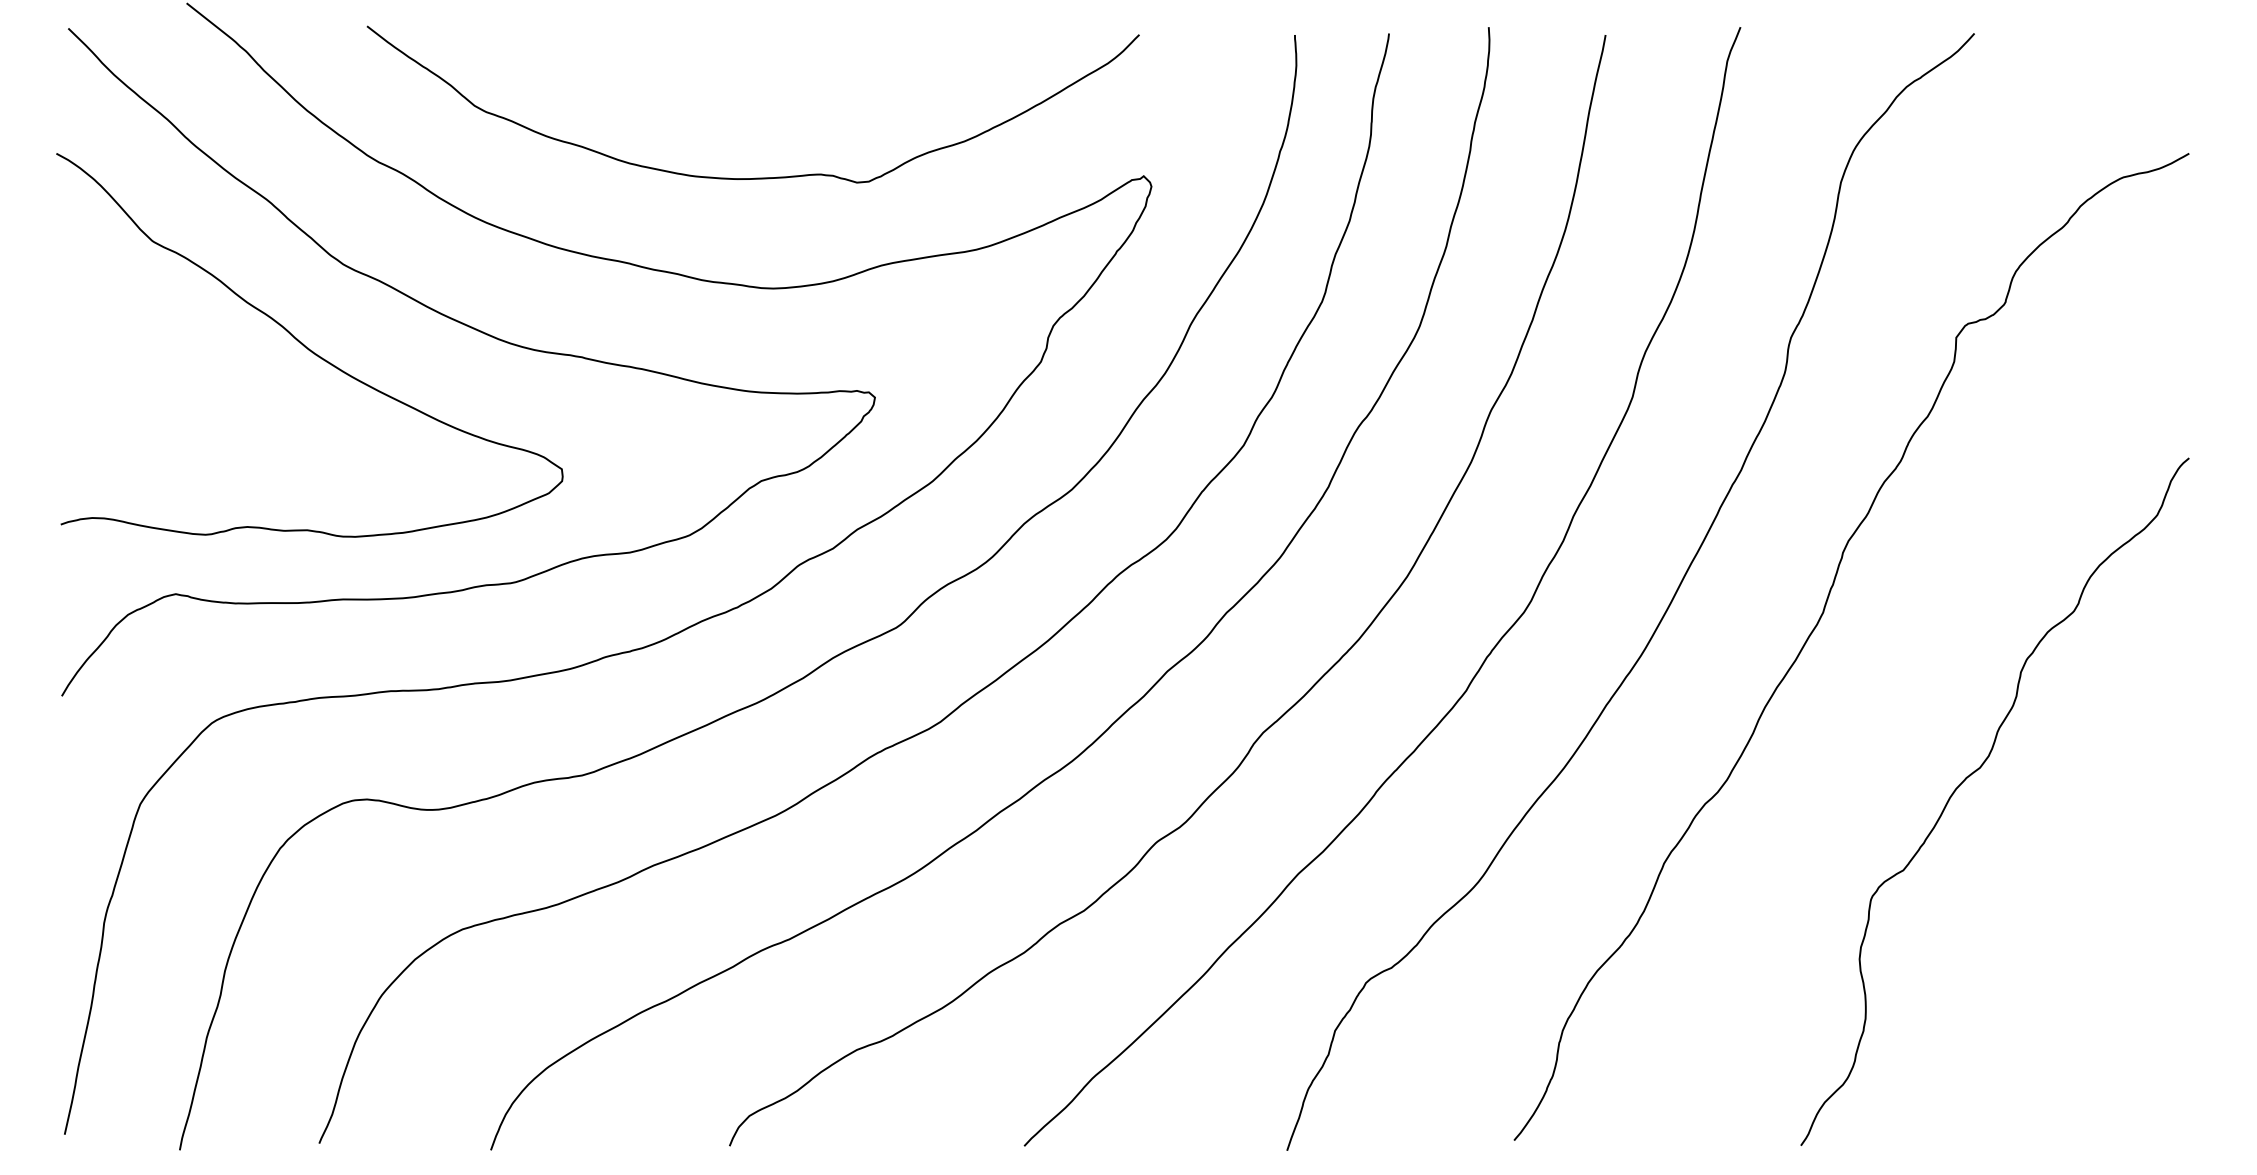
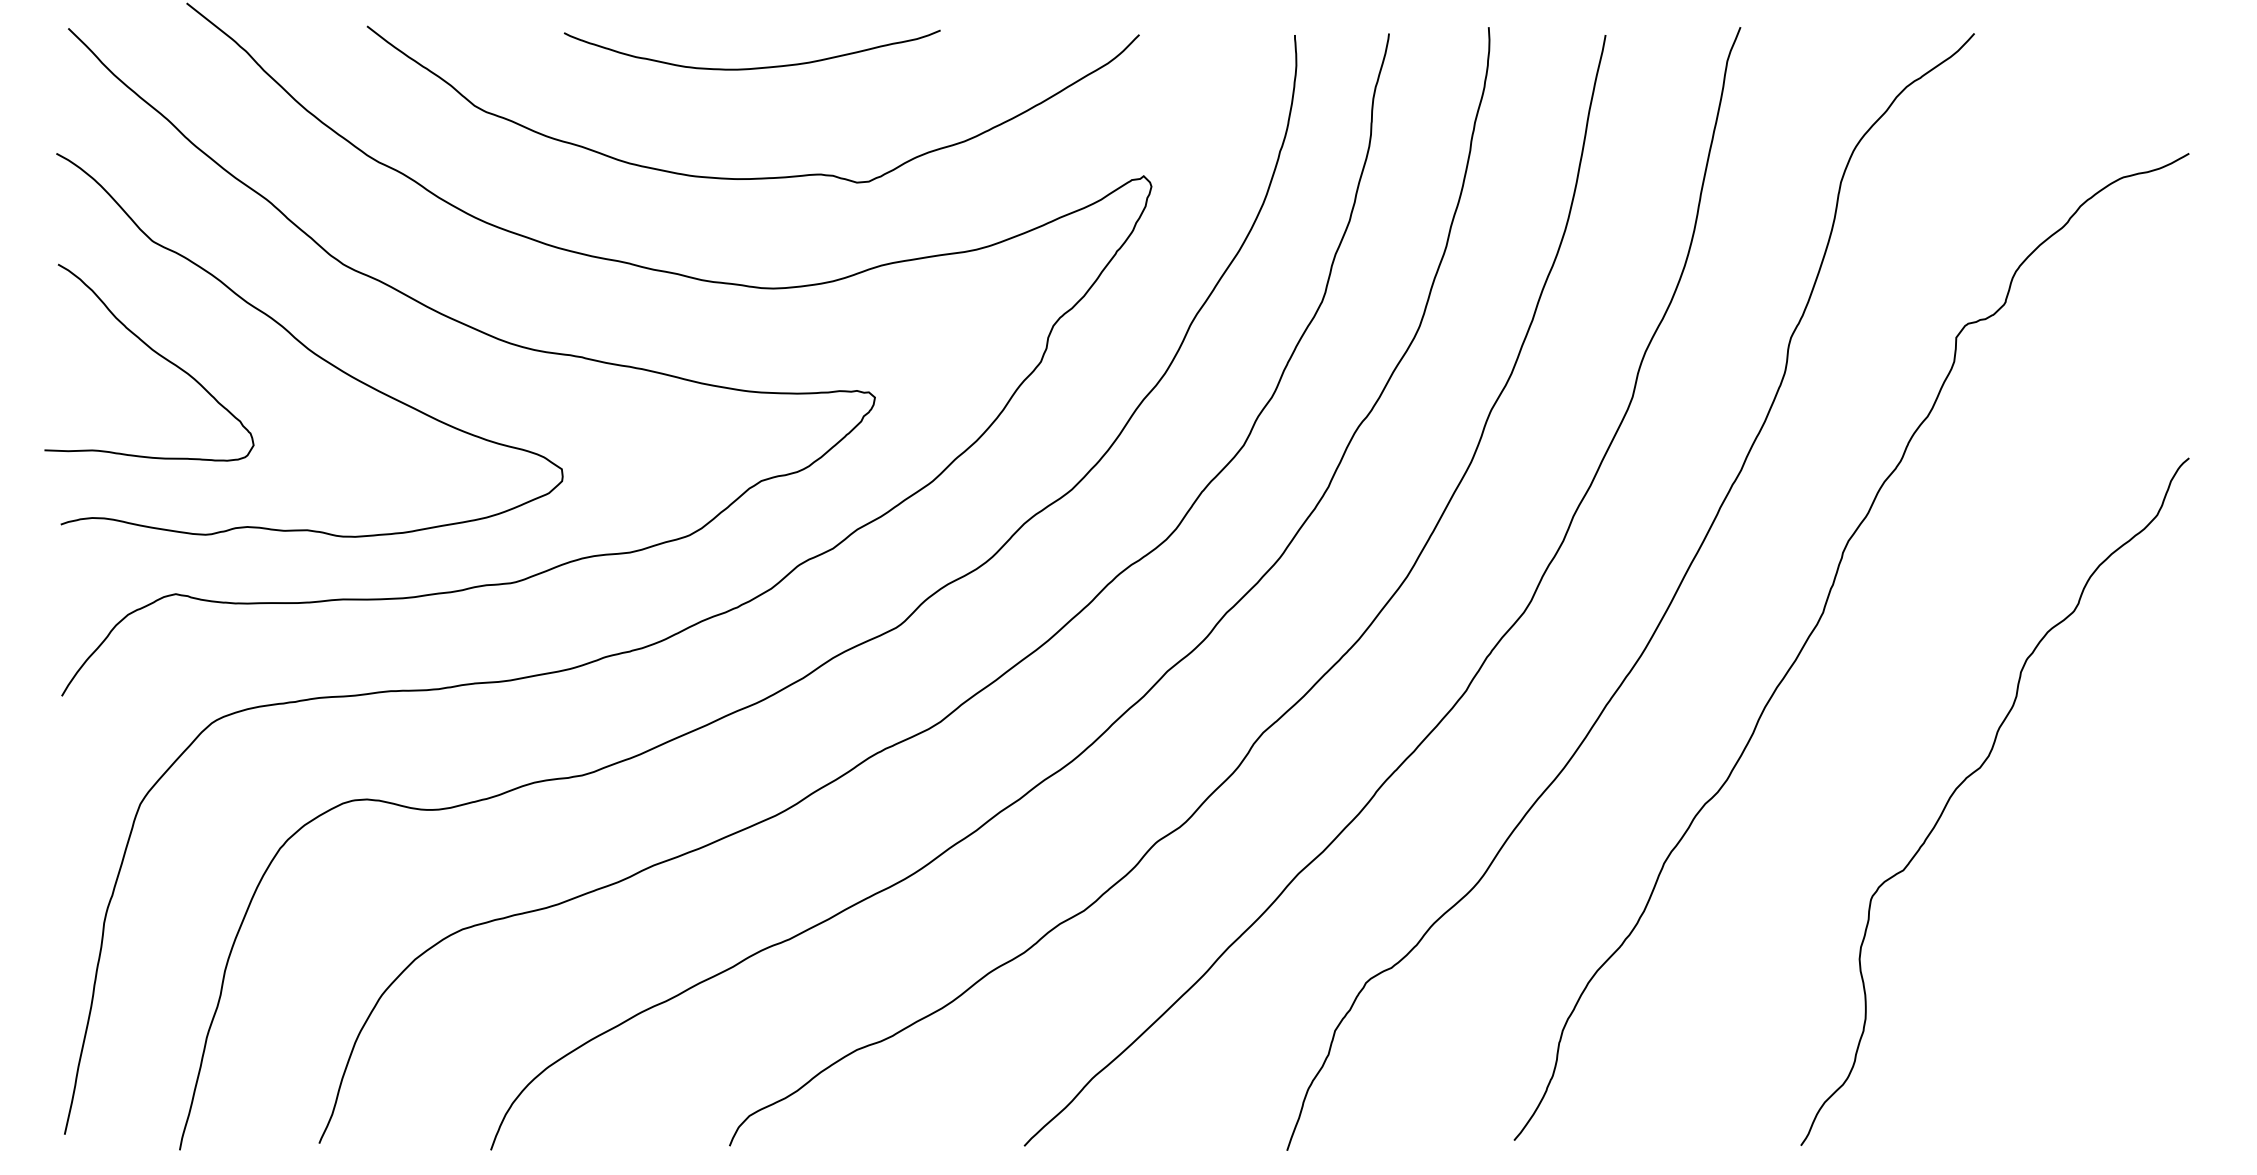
curve: none -> present (752, 67)
curve: none -> present (155, 353)
